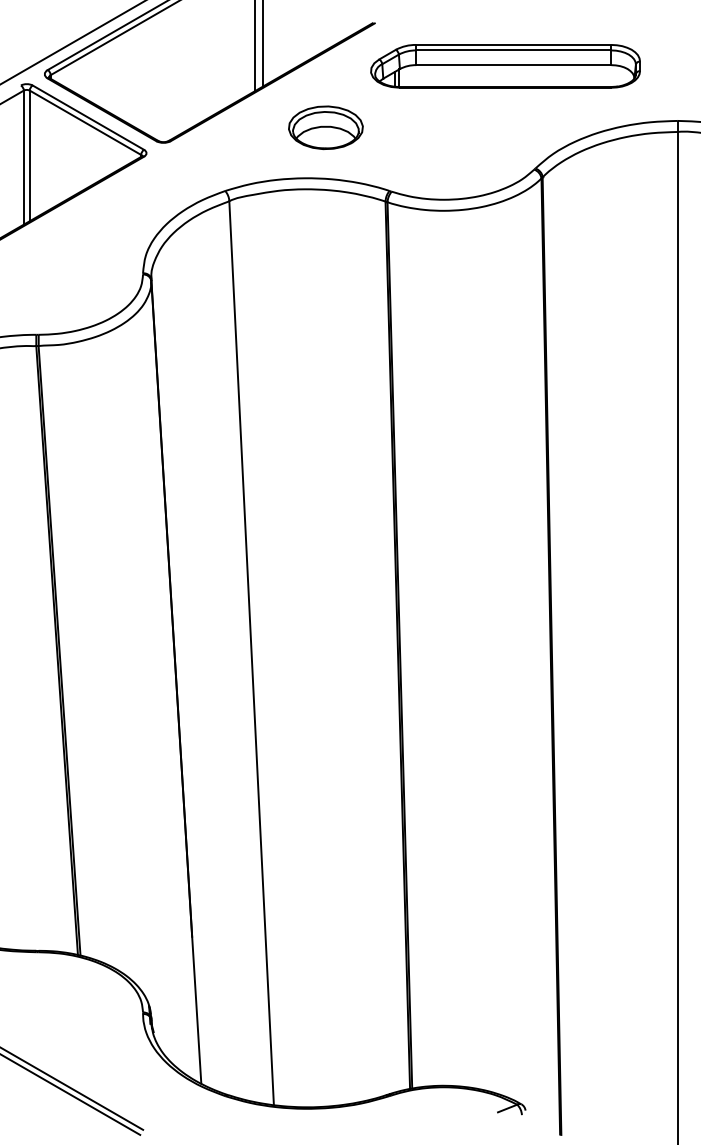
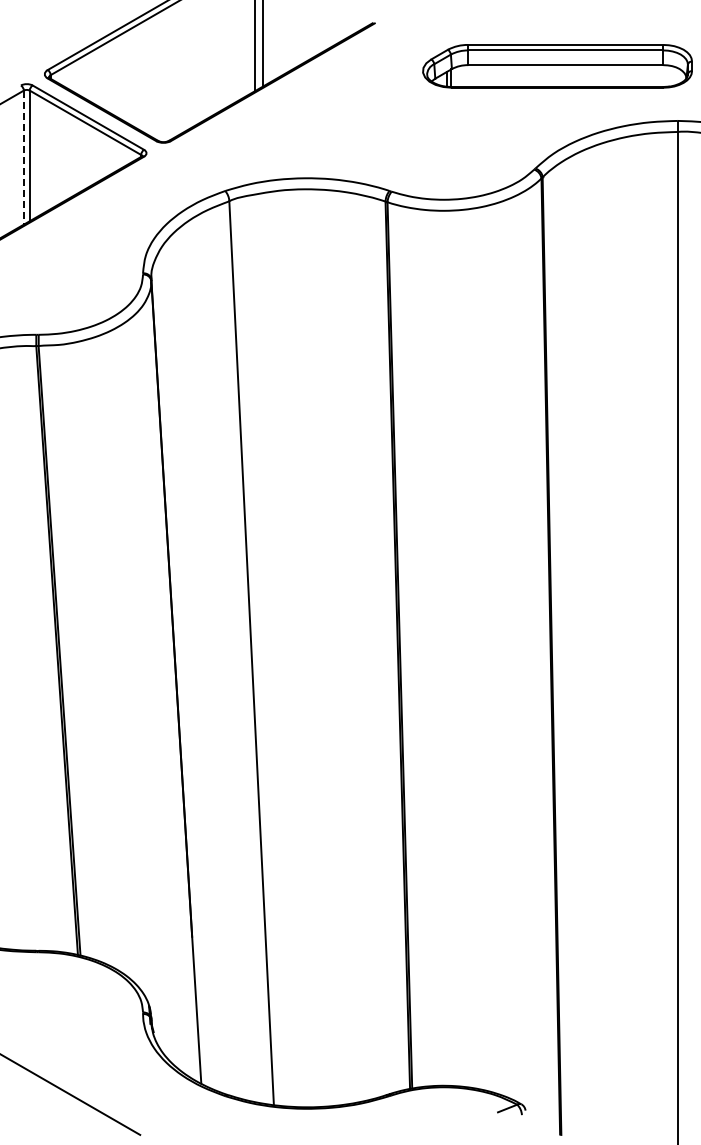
line: present -> none (72, 42)
part position: (505, 66) -> (557, 66) (557, 66)
part: present -> none (325, 127)
line: solid -> dashed (23, 158)
line: present -> none (72, 1088)
